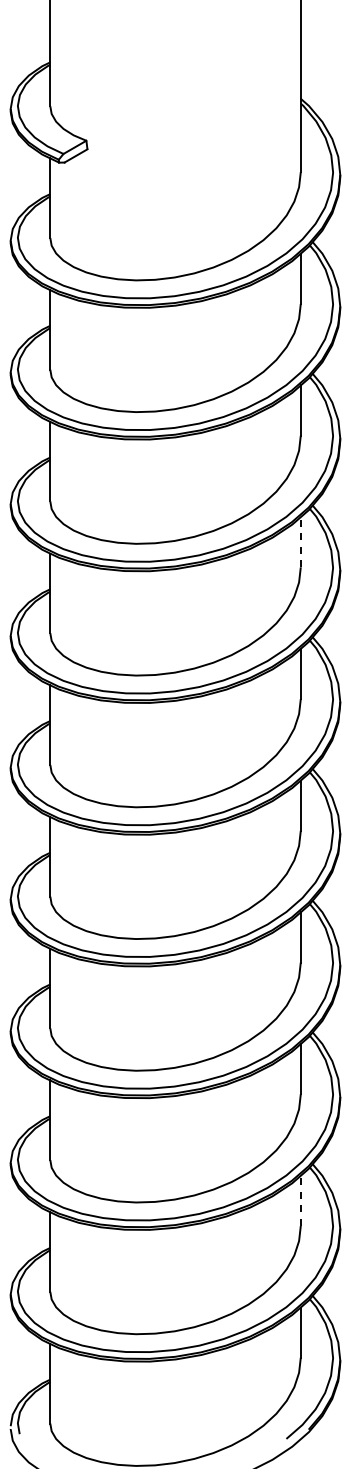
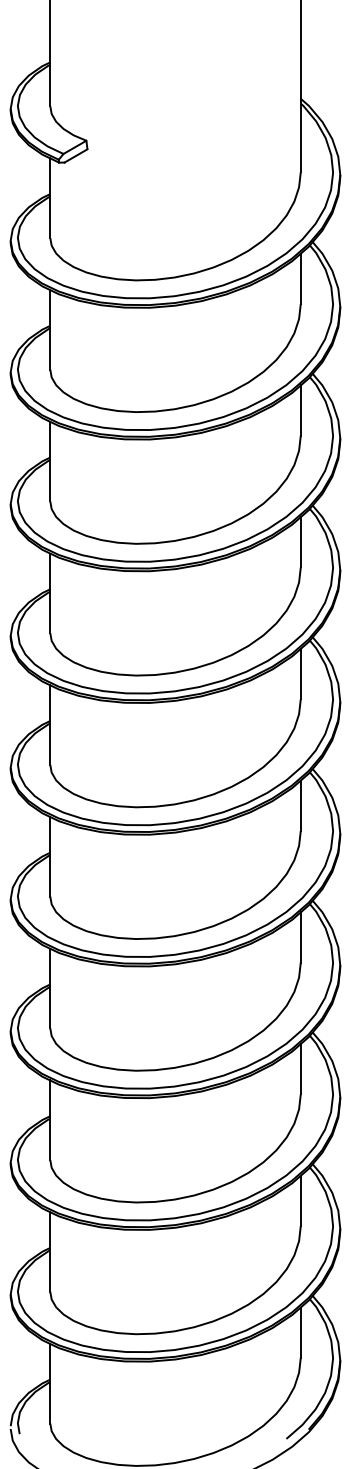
line: dashed -> solid (300, 541)
line: dashed -> solid (300, 1200)
